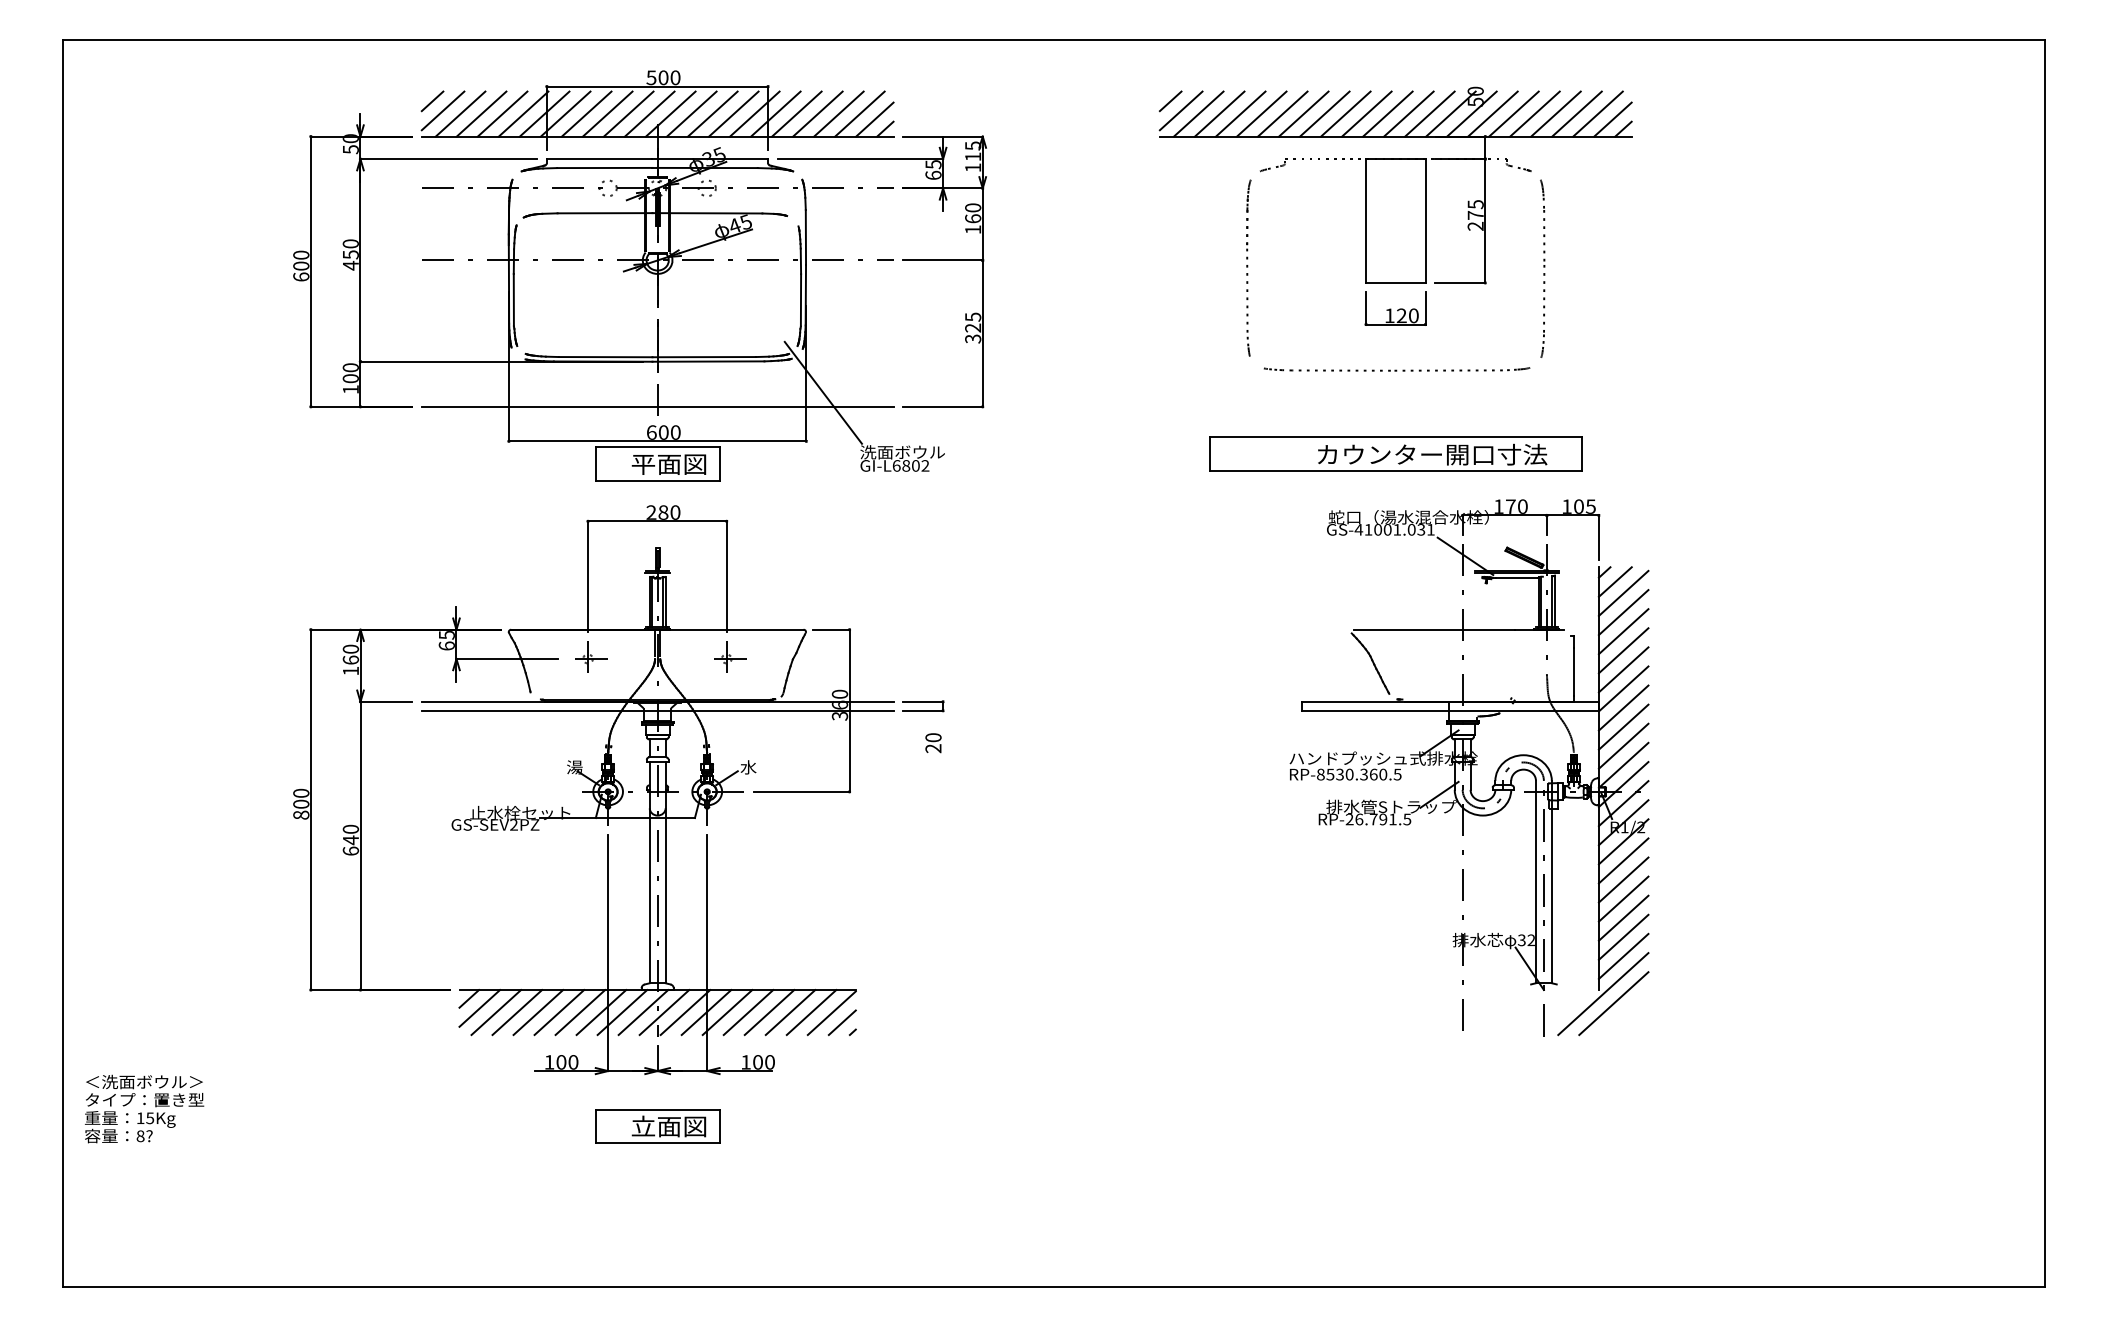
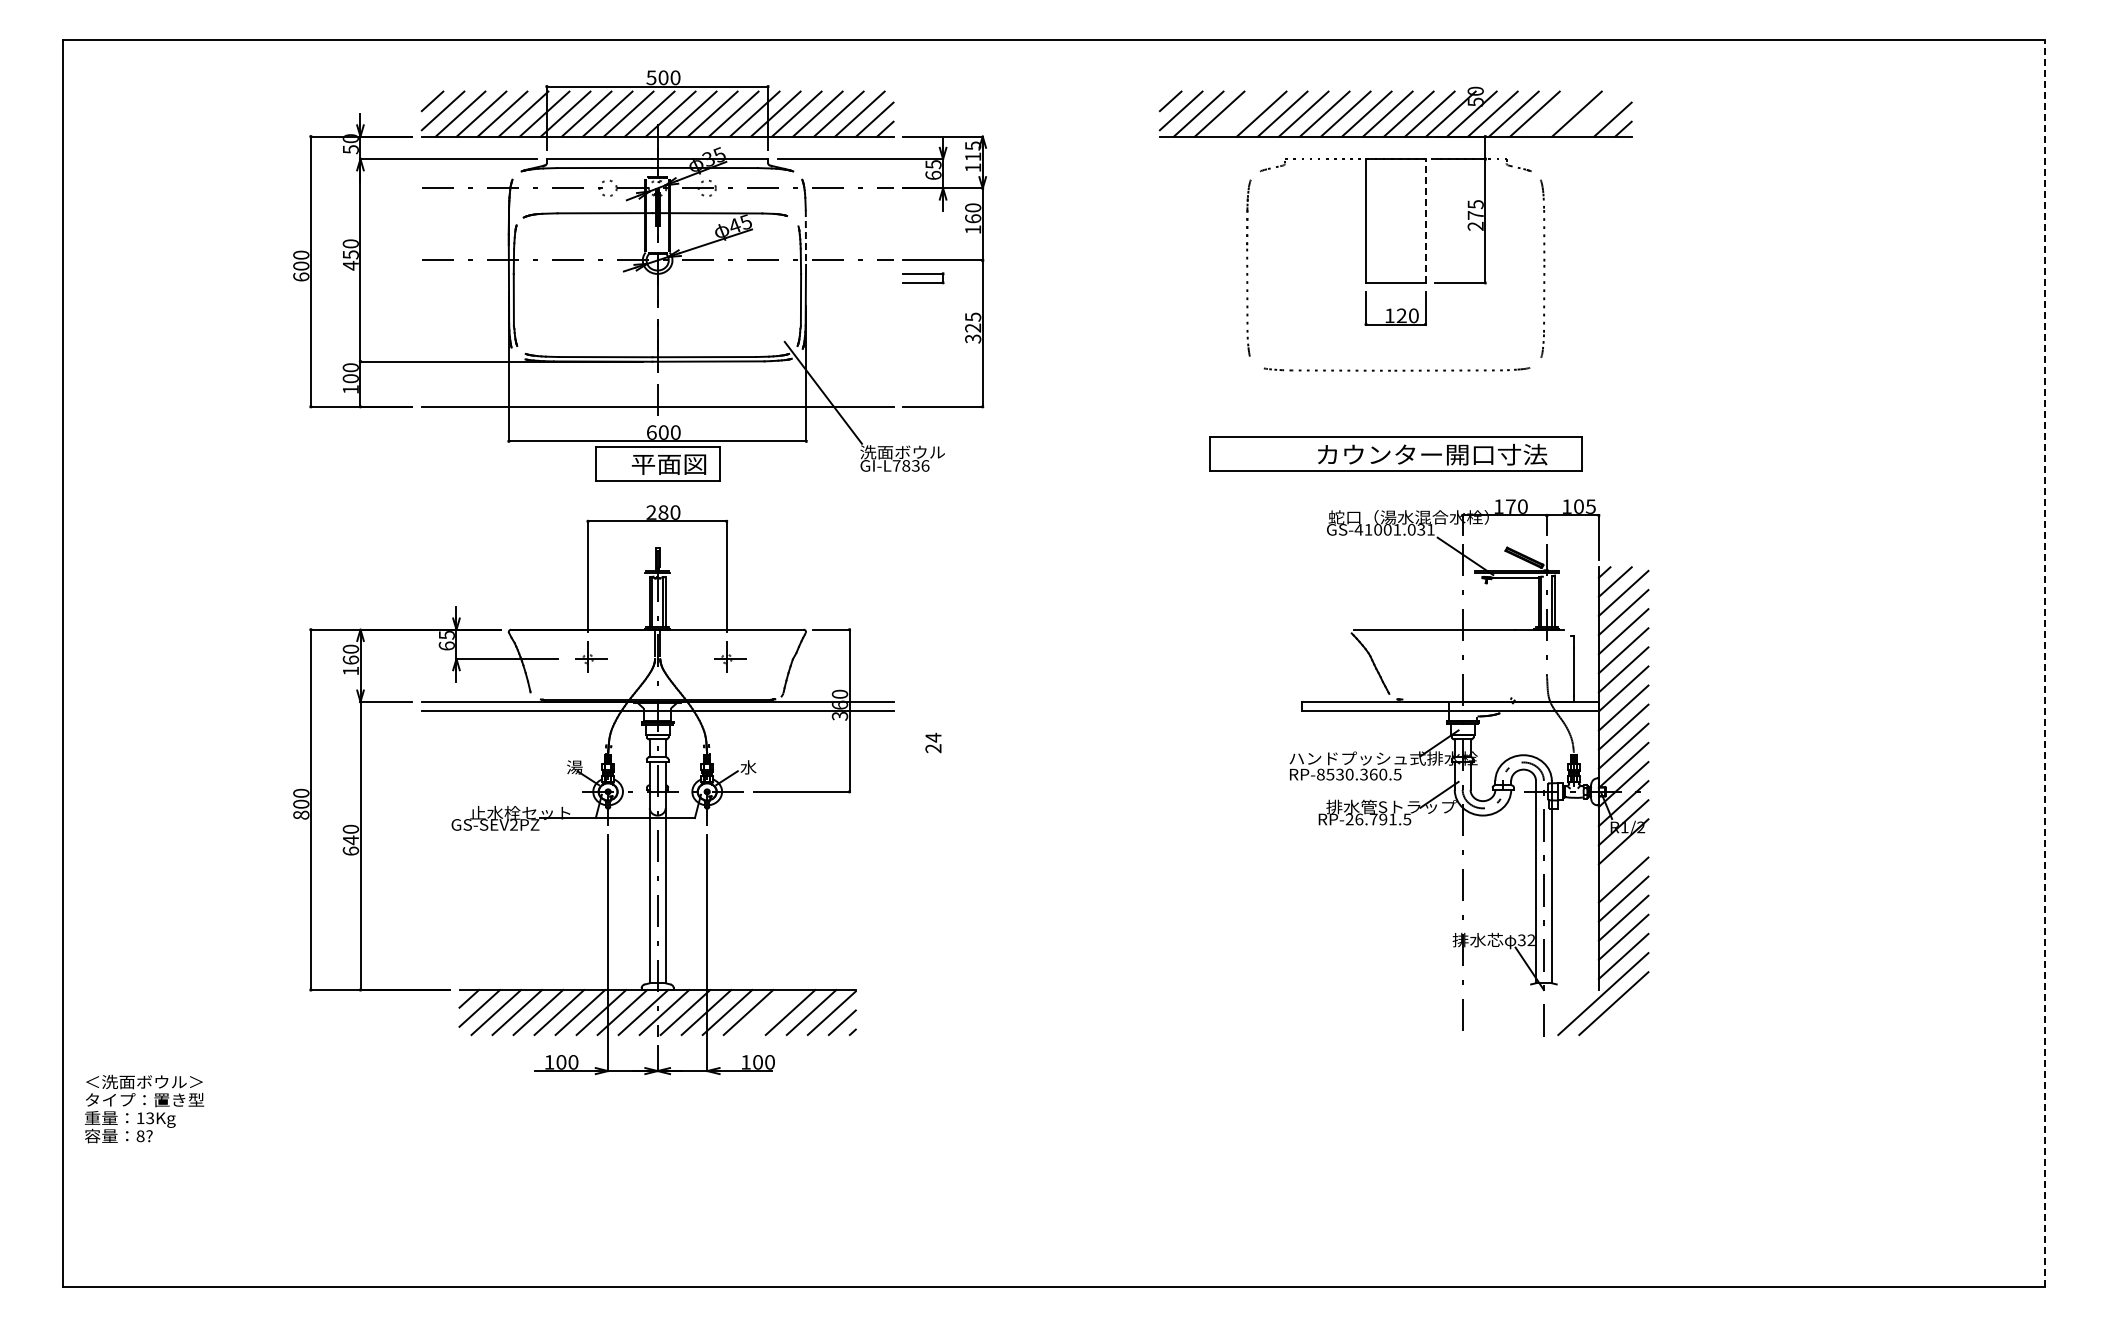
line: present -> none (1240, 113)
line: present -> none (1555, 113)
line: present -> none (1597, 113)
line: solid -> dashed (1425, 221)
line: solid -> dashed (805, 237)
text: GI-L6802 -> GI-L7836 (910, 465)
line: solid -> dashed (2044, 663)
part position: (923, 706) -> (923, 278) (923, 278)
text: 20 -> 24 (933, 737)
line: present -> none (1623, 860)
line: present -> none (769, 1012)
text: 15Kg -> 13Kg (149, 1117)
part: present -> none (657, 1126)
